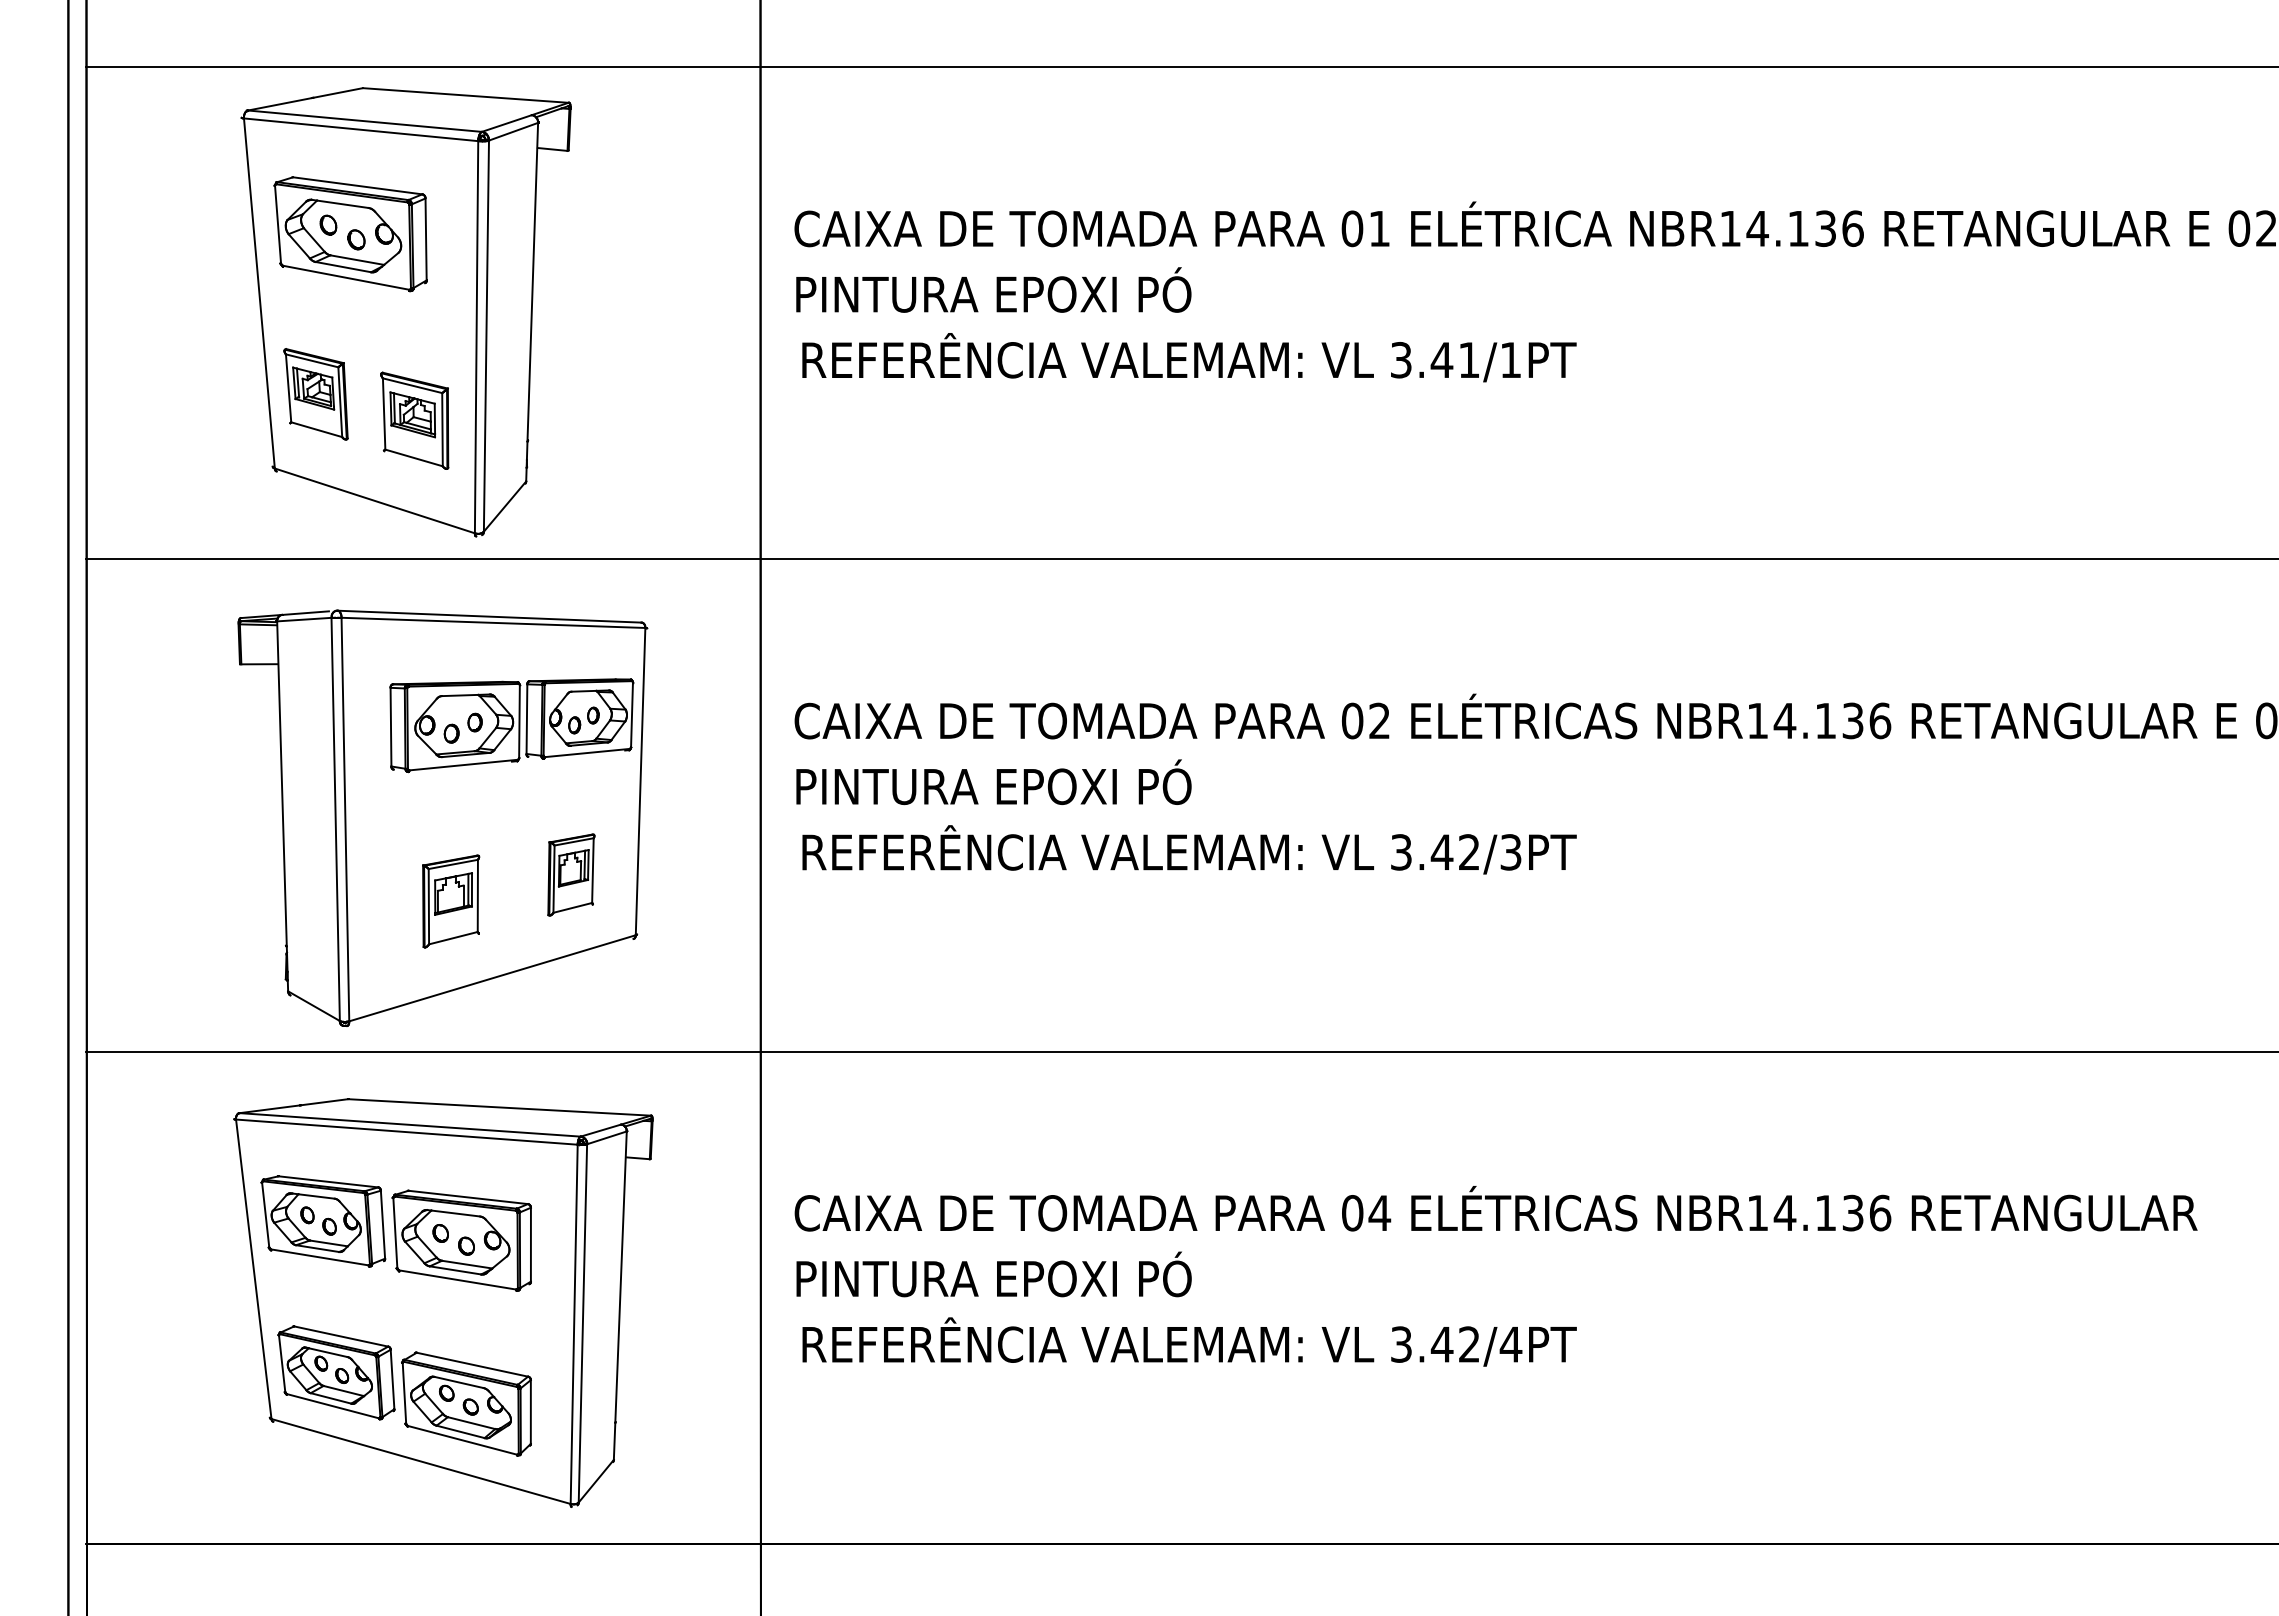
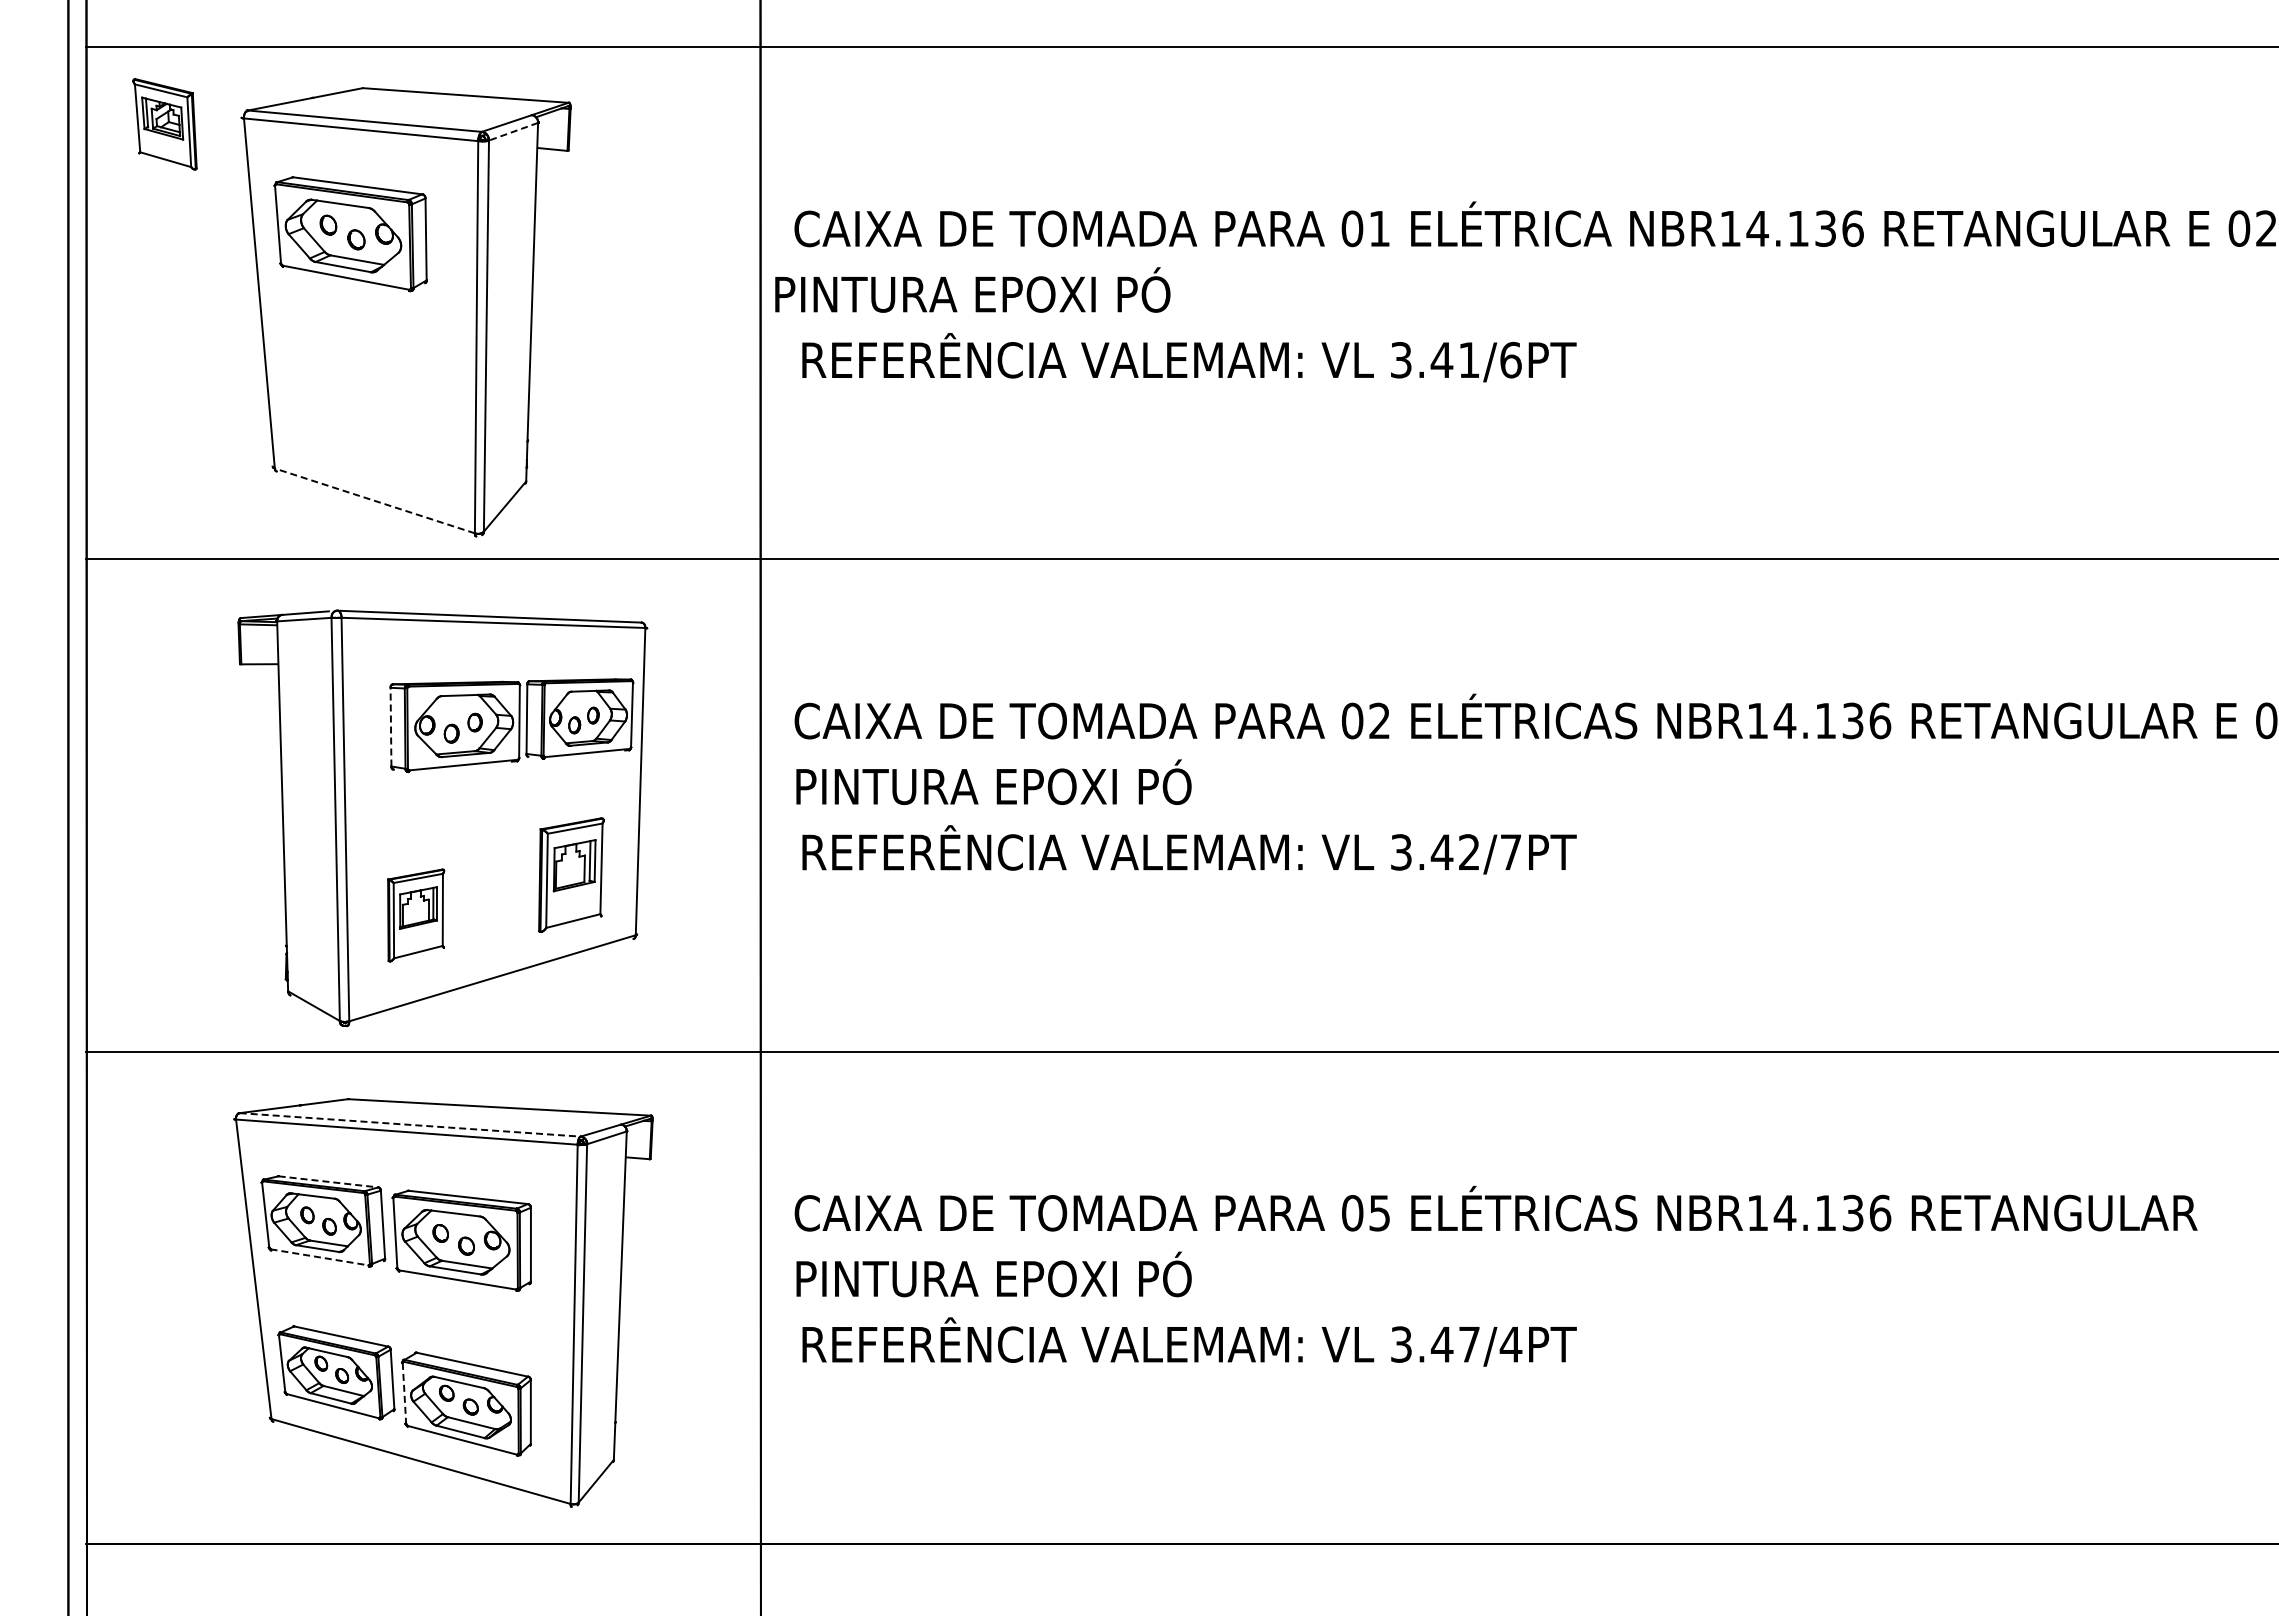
line position: (1180, 67) -> (1180, 47) (1180, 47)
line: solid -> dashed (513, 131)
text position: (993, 289) -> (972, 289) (972, 289)
text: 3.41/1PT -> 3.41/6PT (1510, 359)
part position: (315, 394) -> (164, 124) (164, 124)
part: present -> none (414, 420)
line: solid -> dashed (374, 500)
line: solid -> dashed (391, 726)
text: 3.42/3PT -> 3.42/7PT (1510, 852)
part size: 49x84 px -> 67x116 px (571, 874)
part position: (451, 901) -> (416, 915) (416, 915)
line: solid -> dashed (410, 1124)
line: solid -> dashed (328, 1181)
text: 04 -> 05 (1379, 1213)
line: solid -> dashed (319, 1257)
text: 3.42/4PT -> 3.47/4PT (1469, 1344)
line: solid -> dashed (404, 1393)
